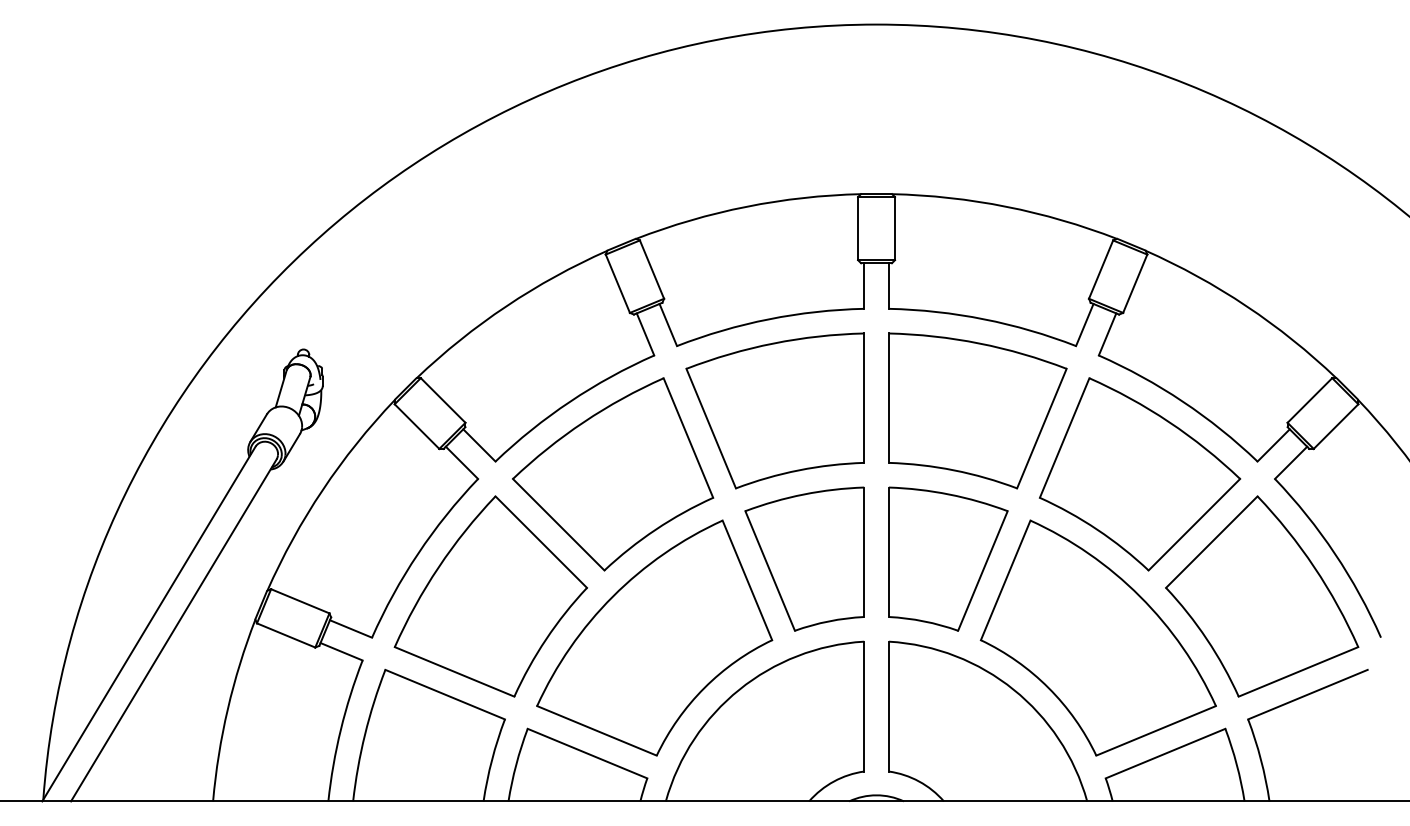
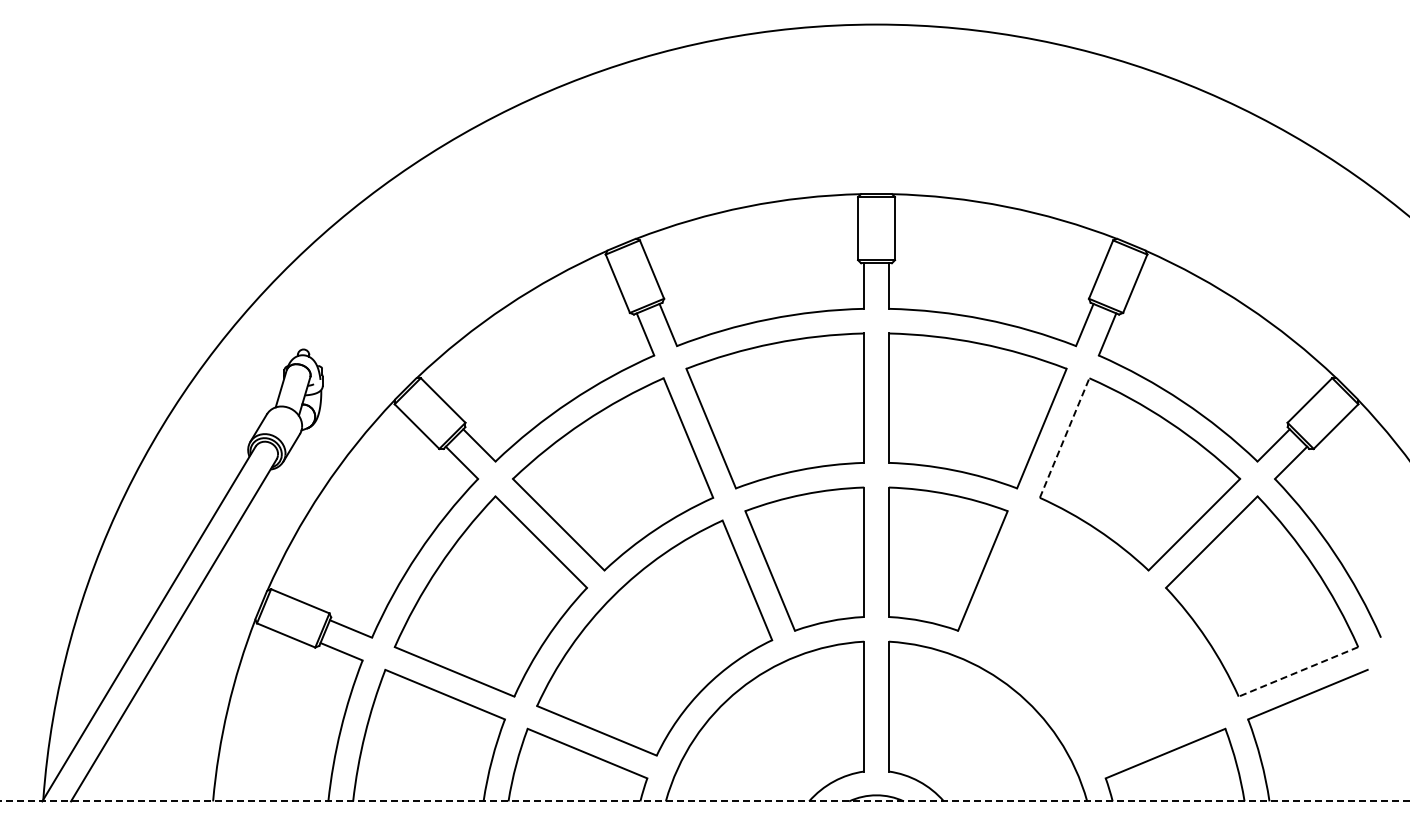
line: solid -> dashed (1064, 438)
part: present -> none (1097, 637)
line: solid -> dashed (1298, 671)
line: solid -> dashed (704, 801)
